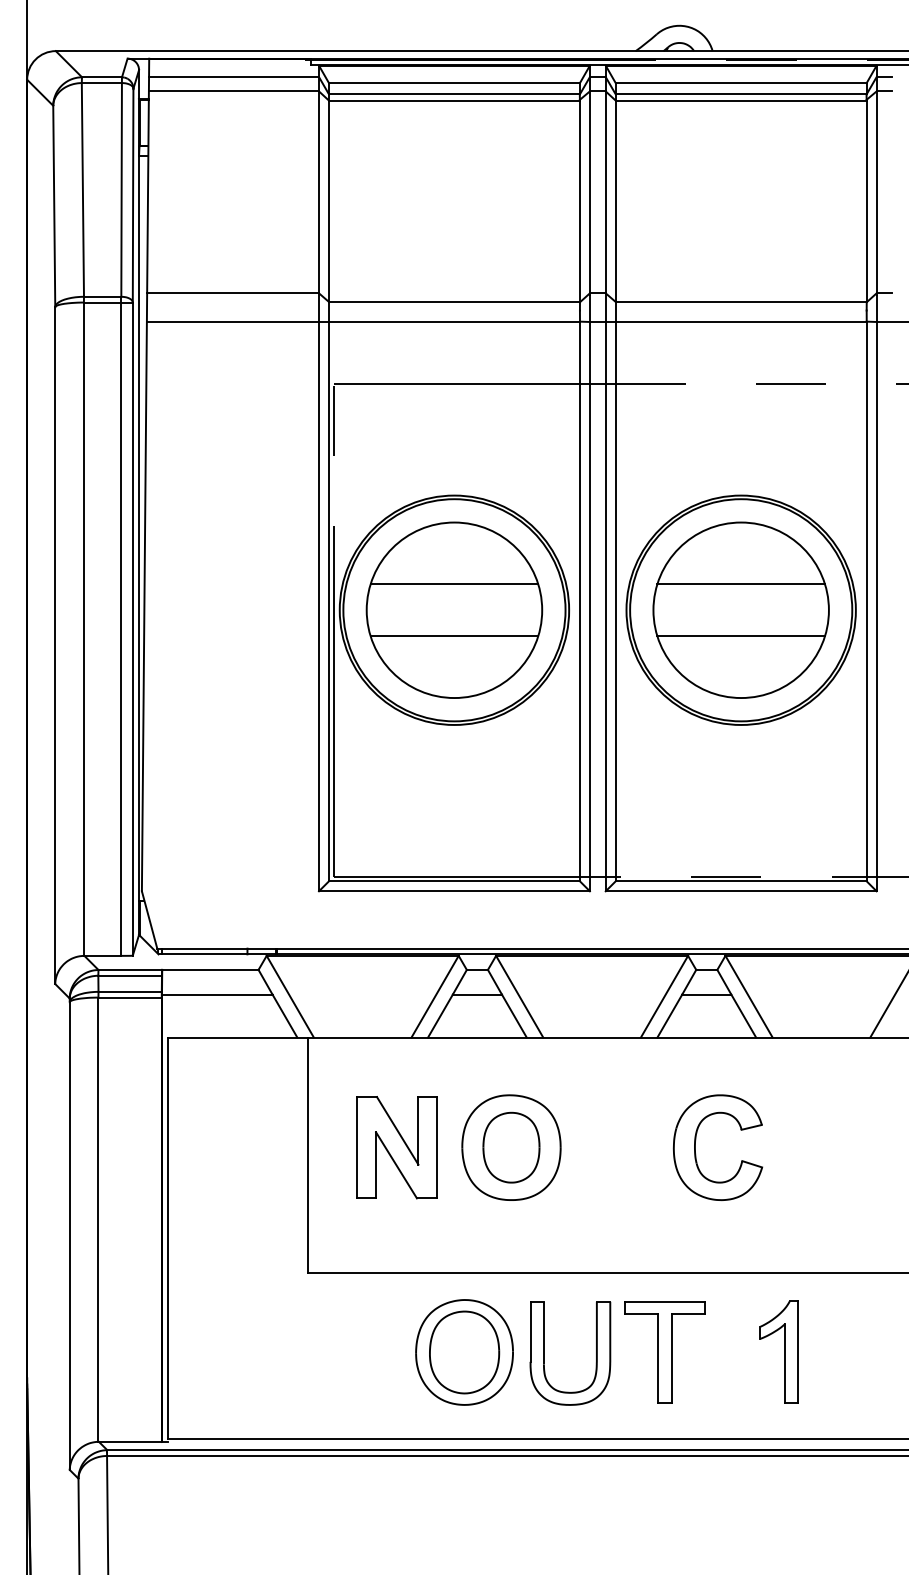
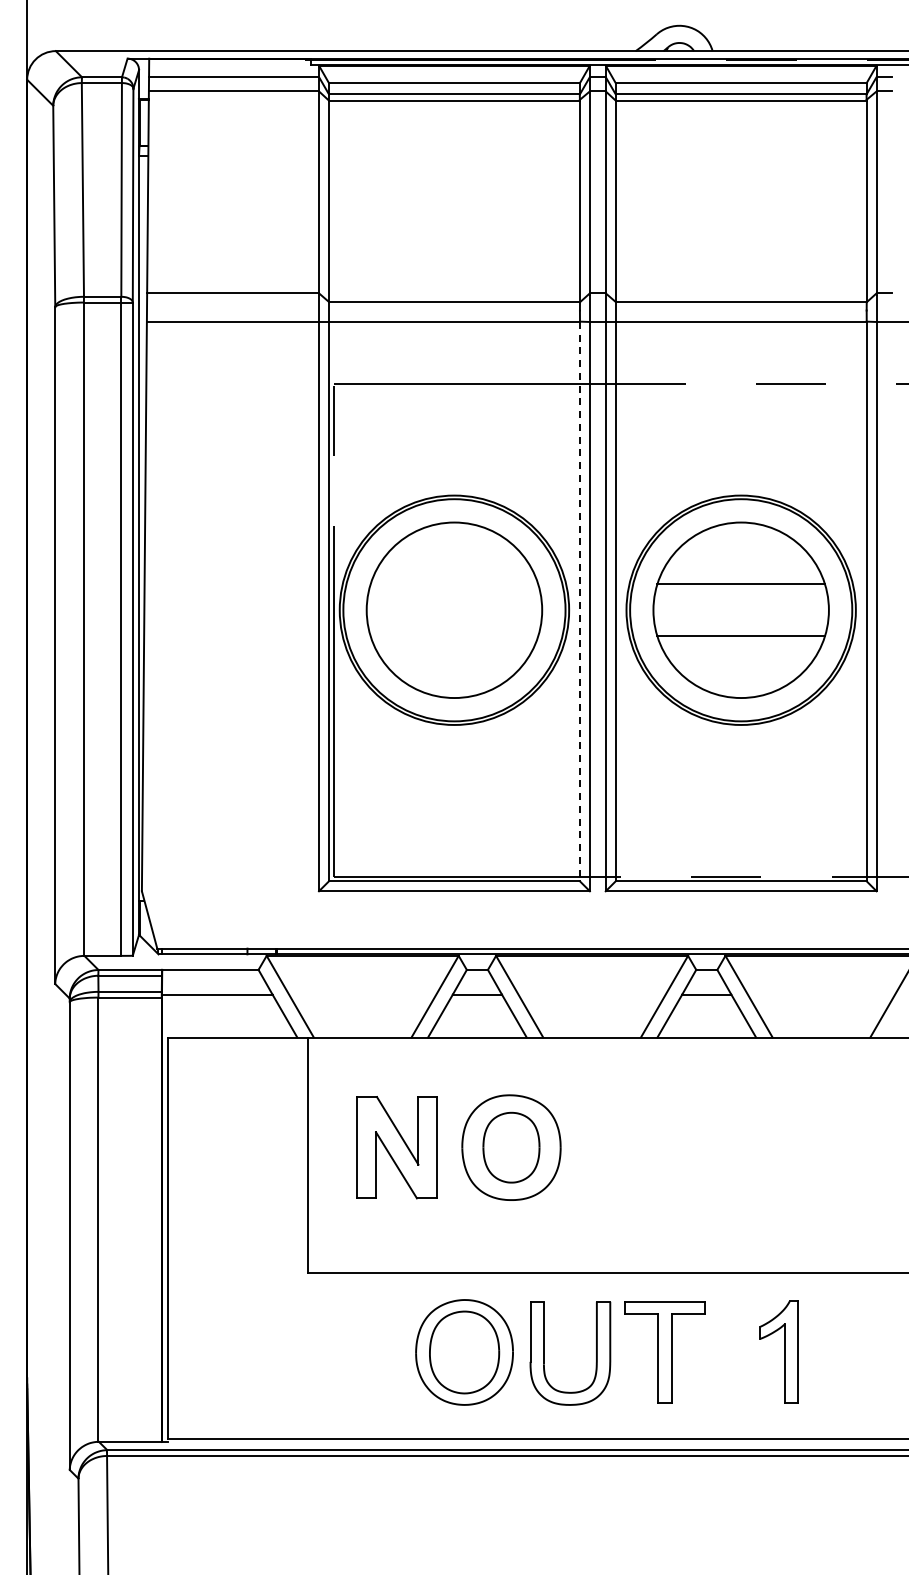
line: present -> none (454, 584)
line: solid -> dashed (579, 601)
line: present -> none (454, 636)
part: present -> none (695, 1147)
